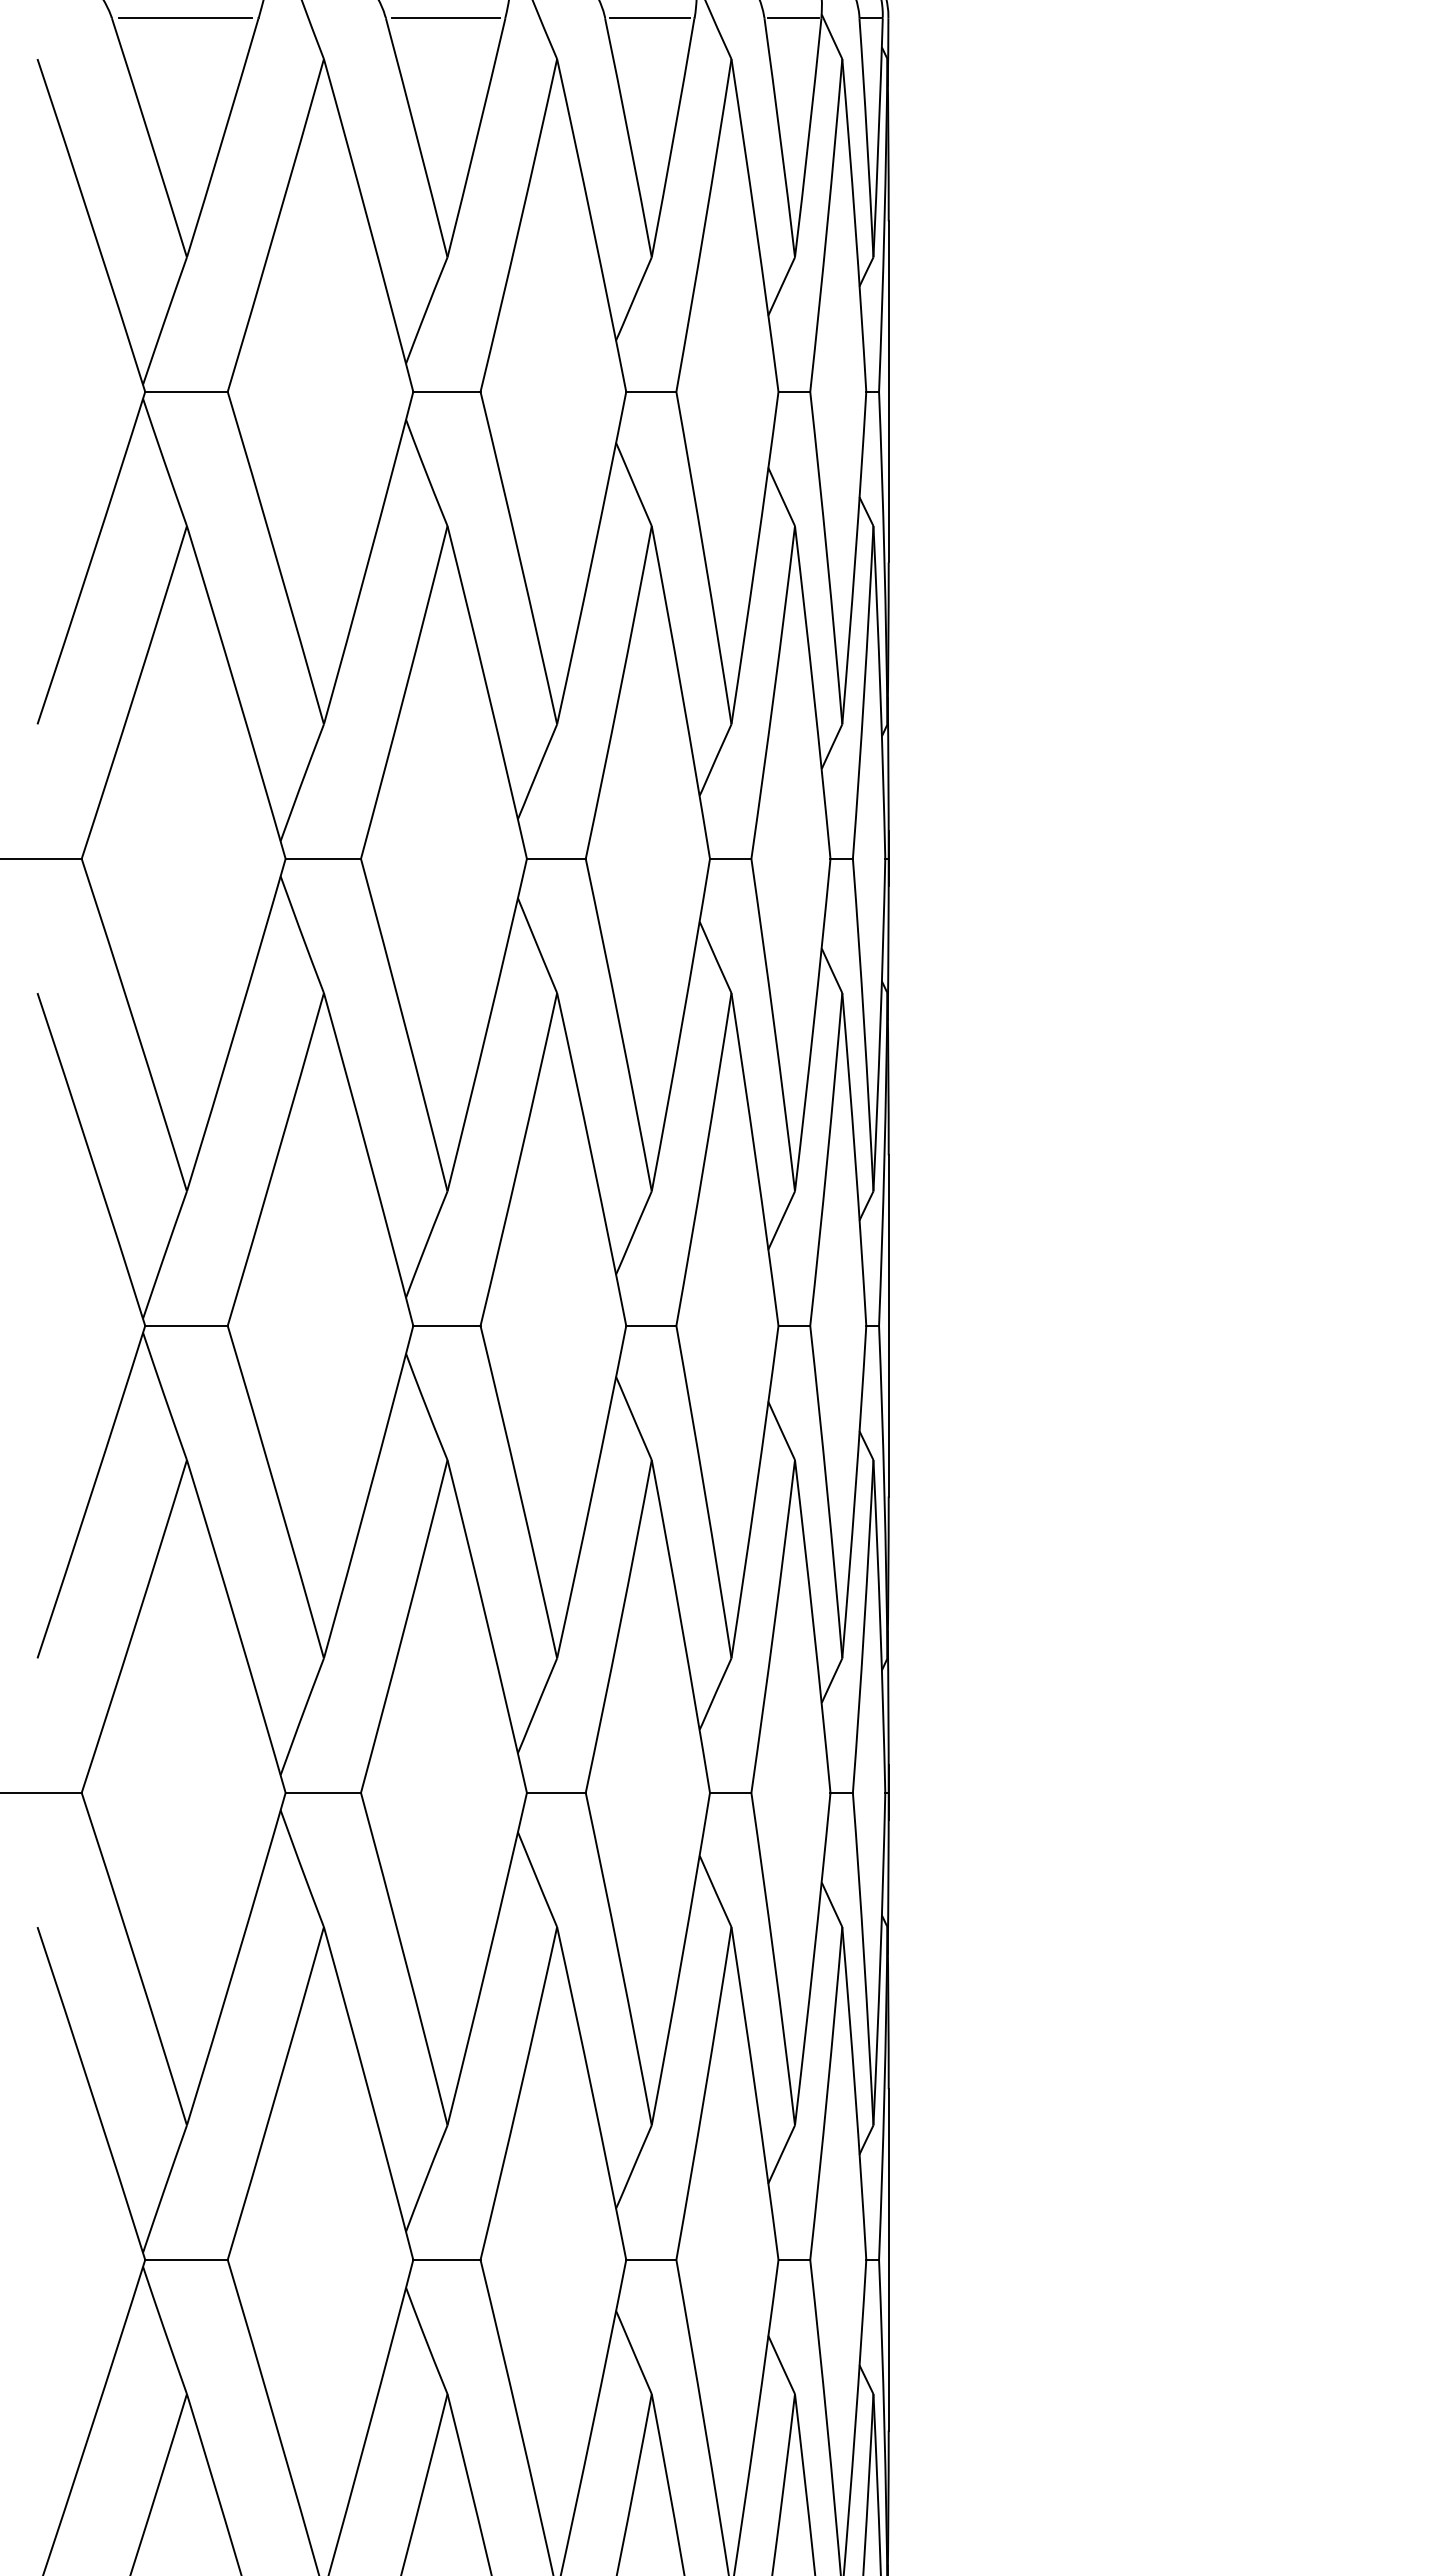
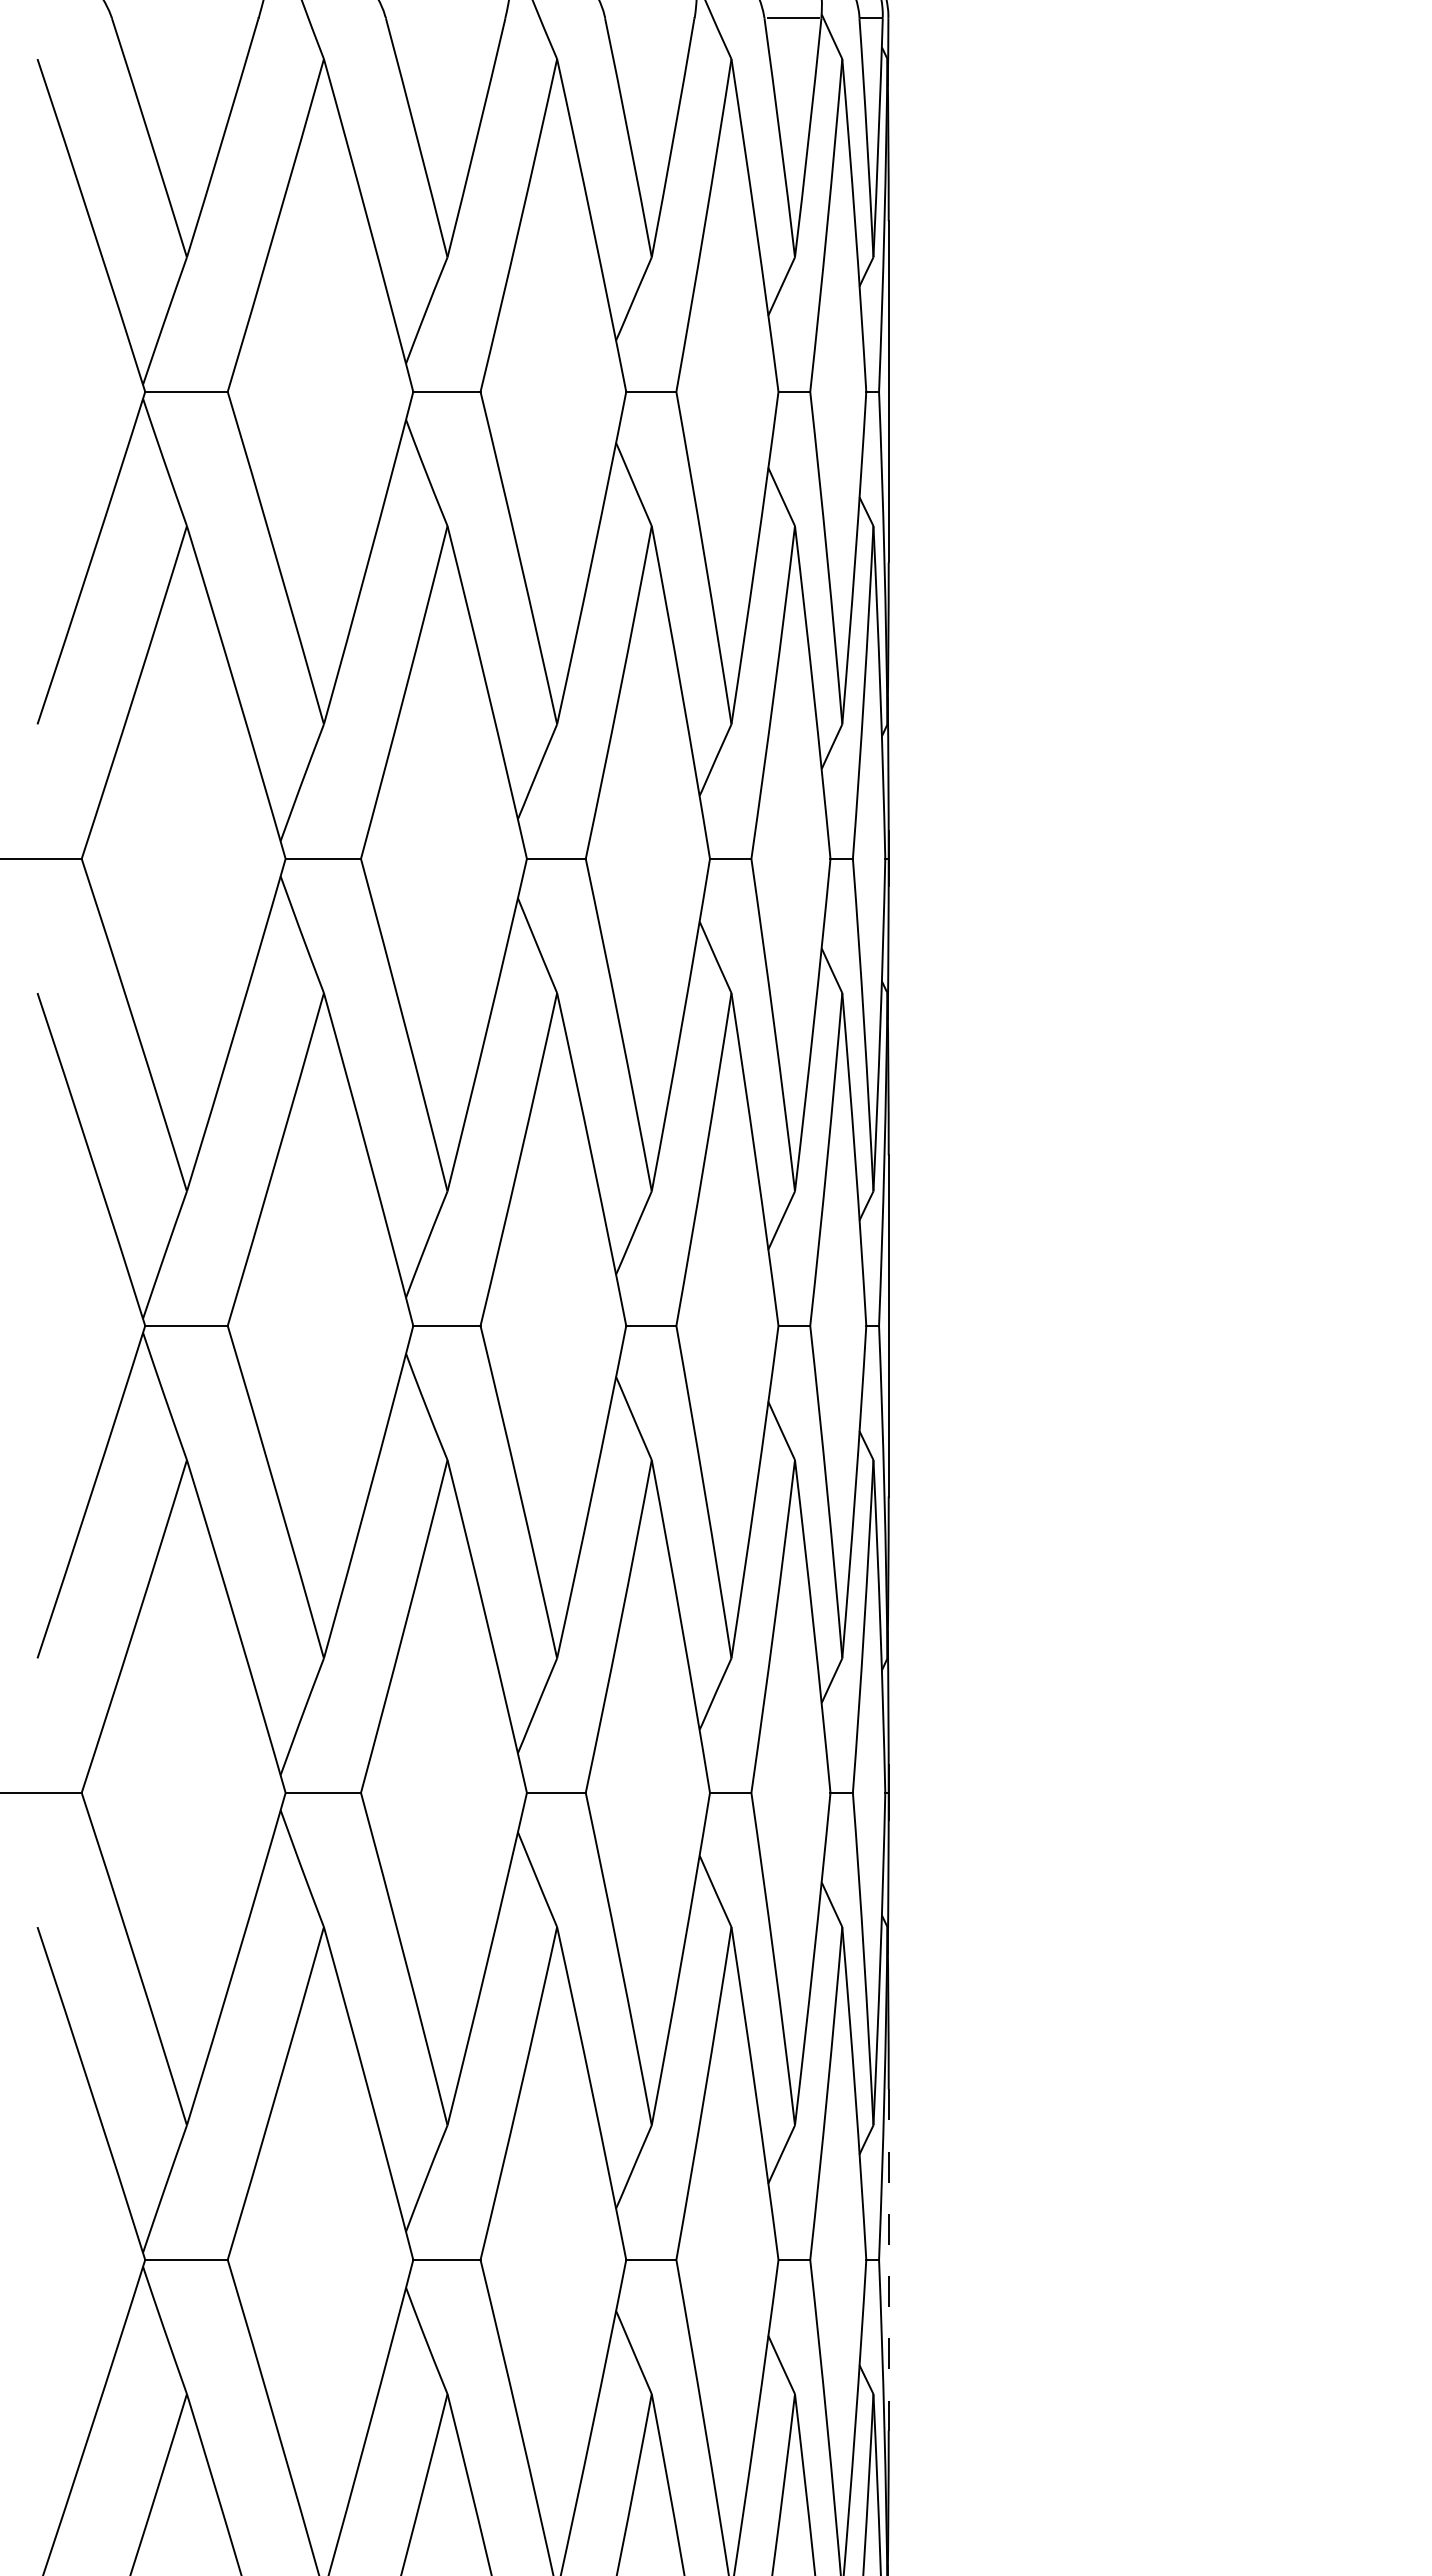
line: present -> none (185, 18)
line: present -> none (445, 18)
line: present -> none (650, 18)
line: solid -> dashed (888, 2259)
